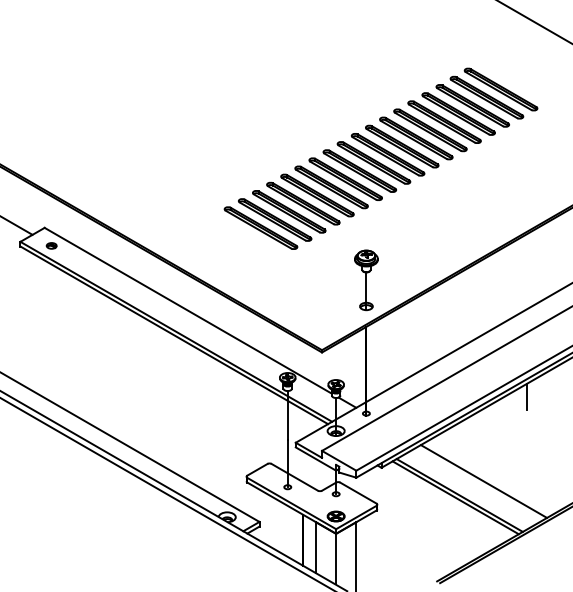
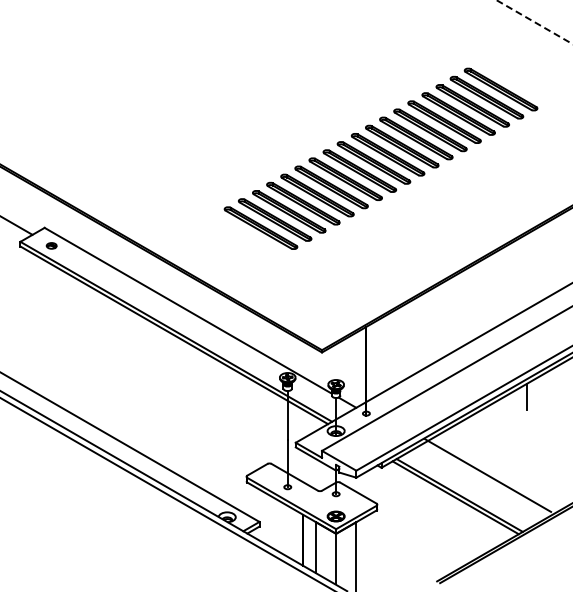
line: solid -> dashed (534, 22)
part: present -> none (366, 280)
line position: (483, 481) -> (487, 475) (487, 475)
